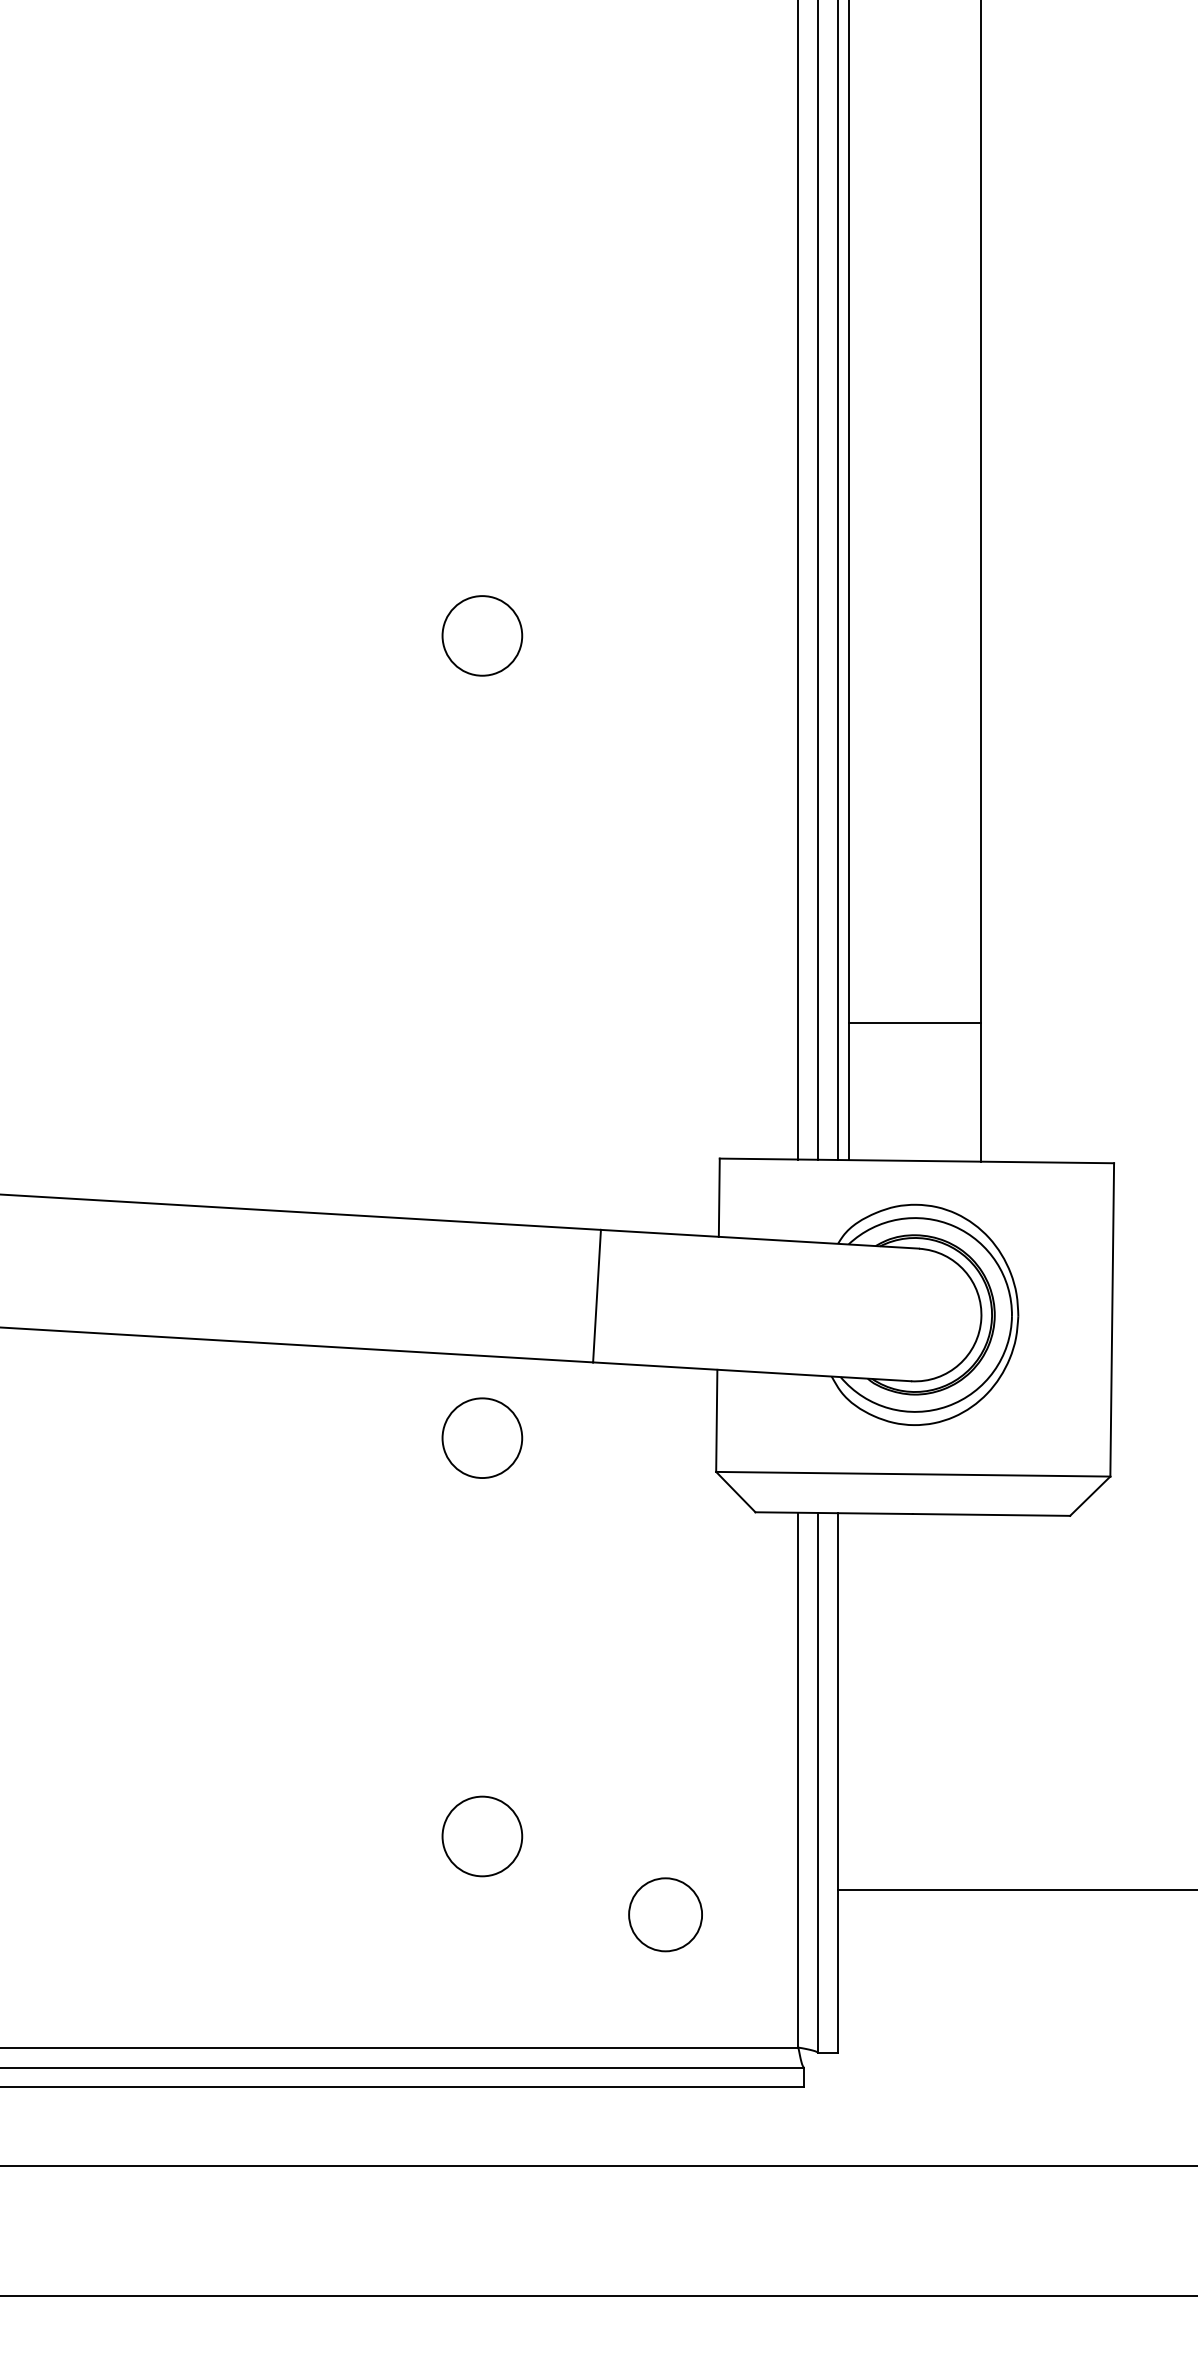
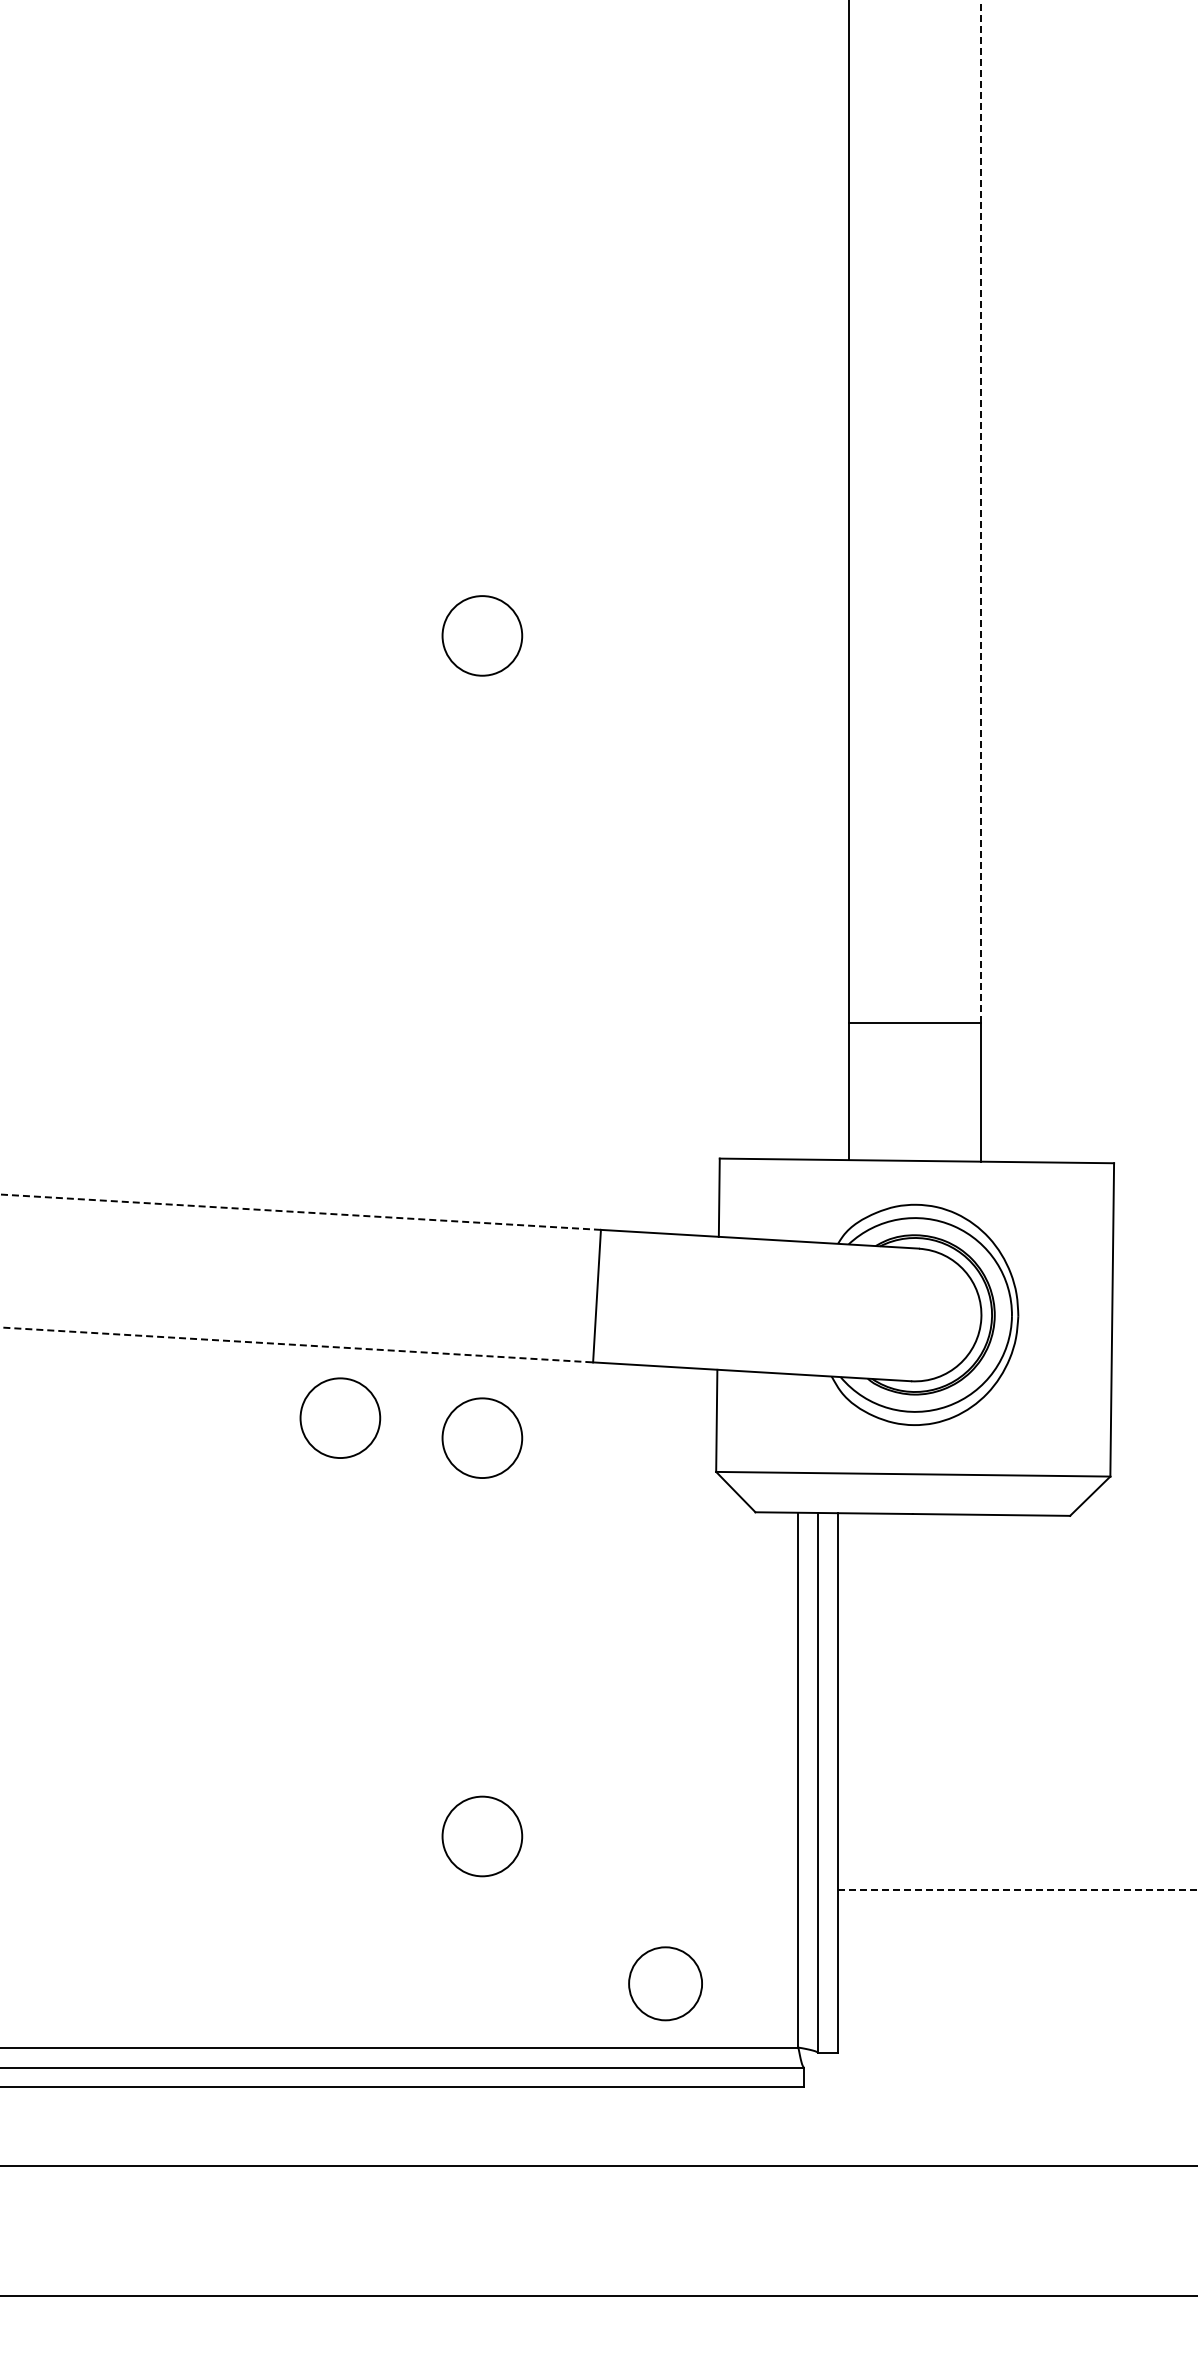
line: solid -> dashed (981, 510)
line: present -> none (798, 580)
line: present -> none (818, 580)
line: present -> none (838, 581)
line: solid -> dashed (300, 1212)
line: solid -> dashed (296, 1344)
circle: none -> present (340, 1417)
line: solid -> dashed (1018, 1889)
circle position: (665, 1914) -> (665, 1983) (665, 1983)
